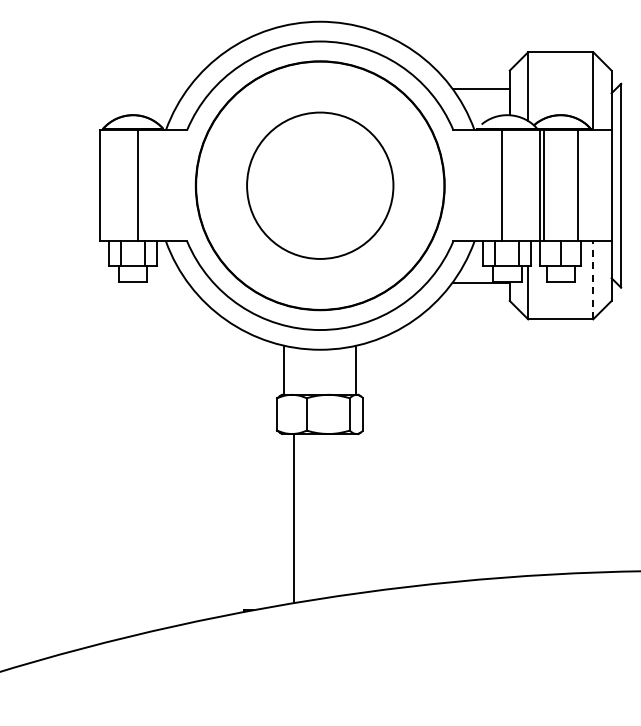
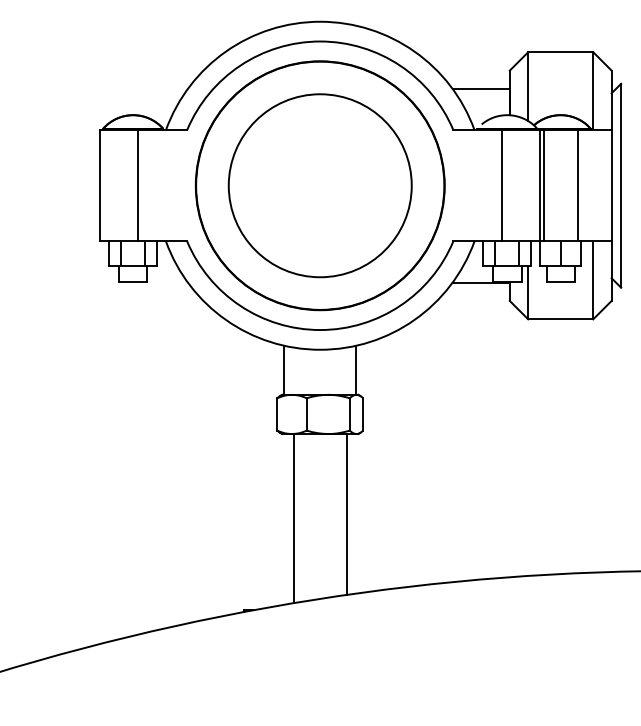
circle diameter: 146 px -> 183 px (319, 185)
line: dashed -> solid (593, 280)
line: none -> present (346, 514)
